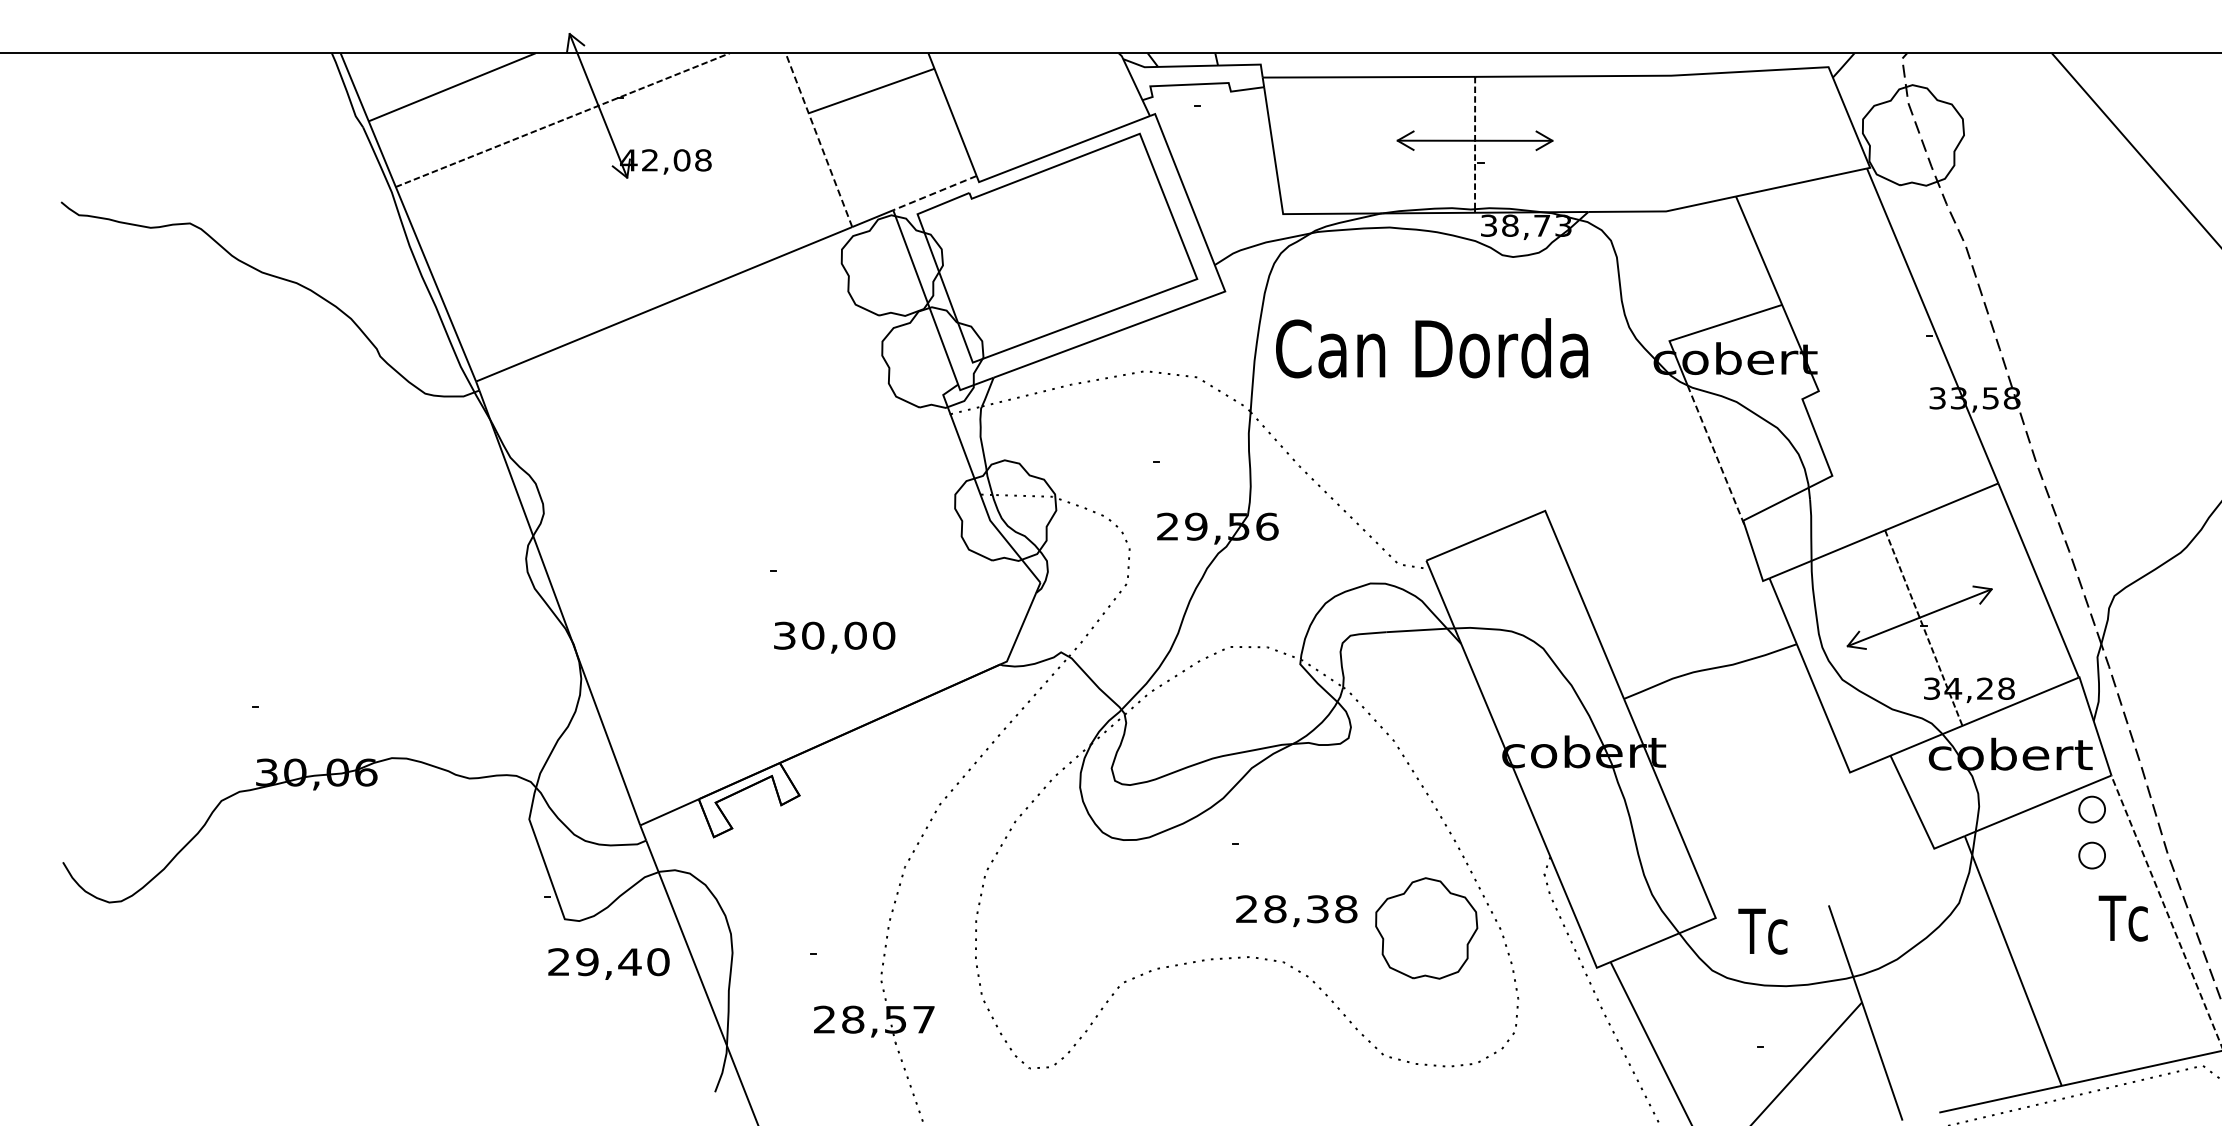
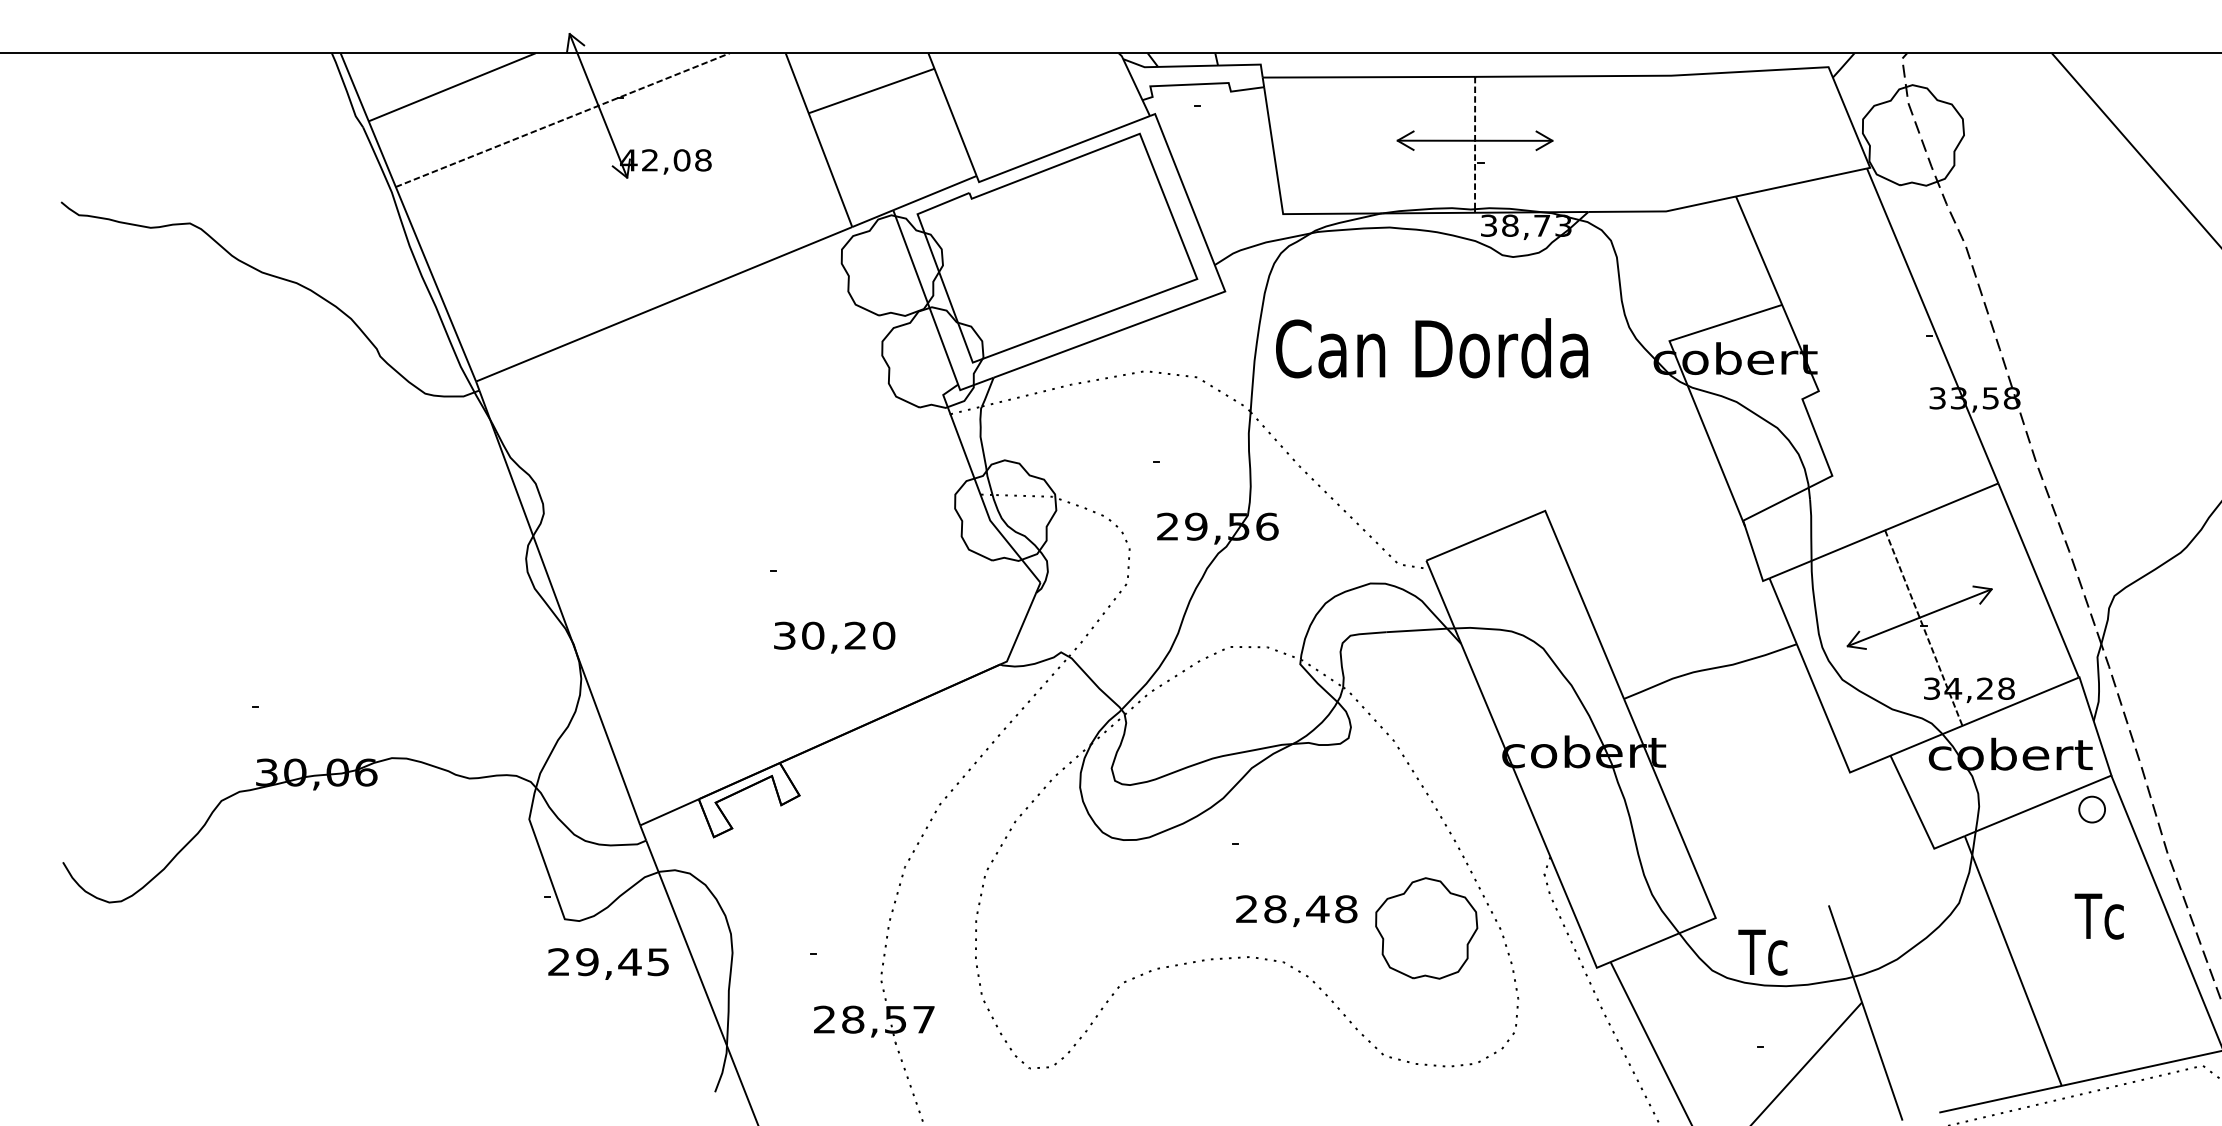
line: dashed -> solid (818, 139)
line: dashed -> solid (934, 193)
line: dashed -> solid (1716, 456)
text: 30,00 -> 30,20 (855, 635)
part: present -> none (2091, 855)
text: 28,38 -> 28,48 (1317, 909)
line: dashed -> solid (2166, 910)
text position: (2122, 918) -> (2098, 916) (2098, 916)
text position: (1762, 931) -> (1762, 952) (1762, 952)
text: 29,40 -> 29,45 (658, 962)
